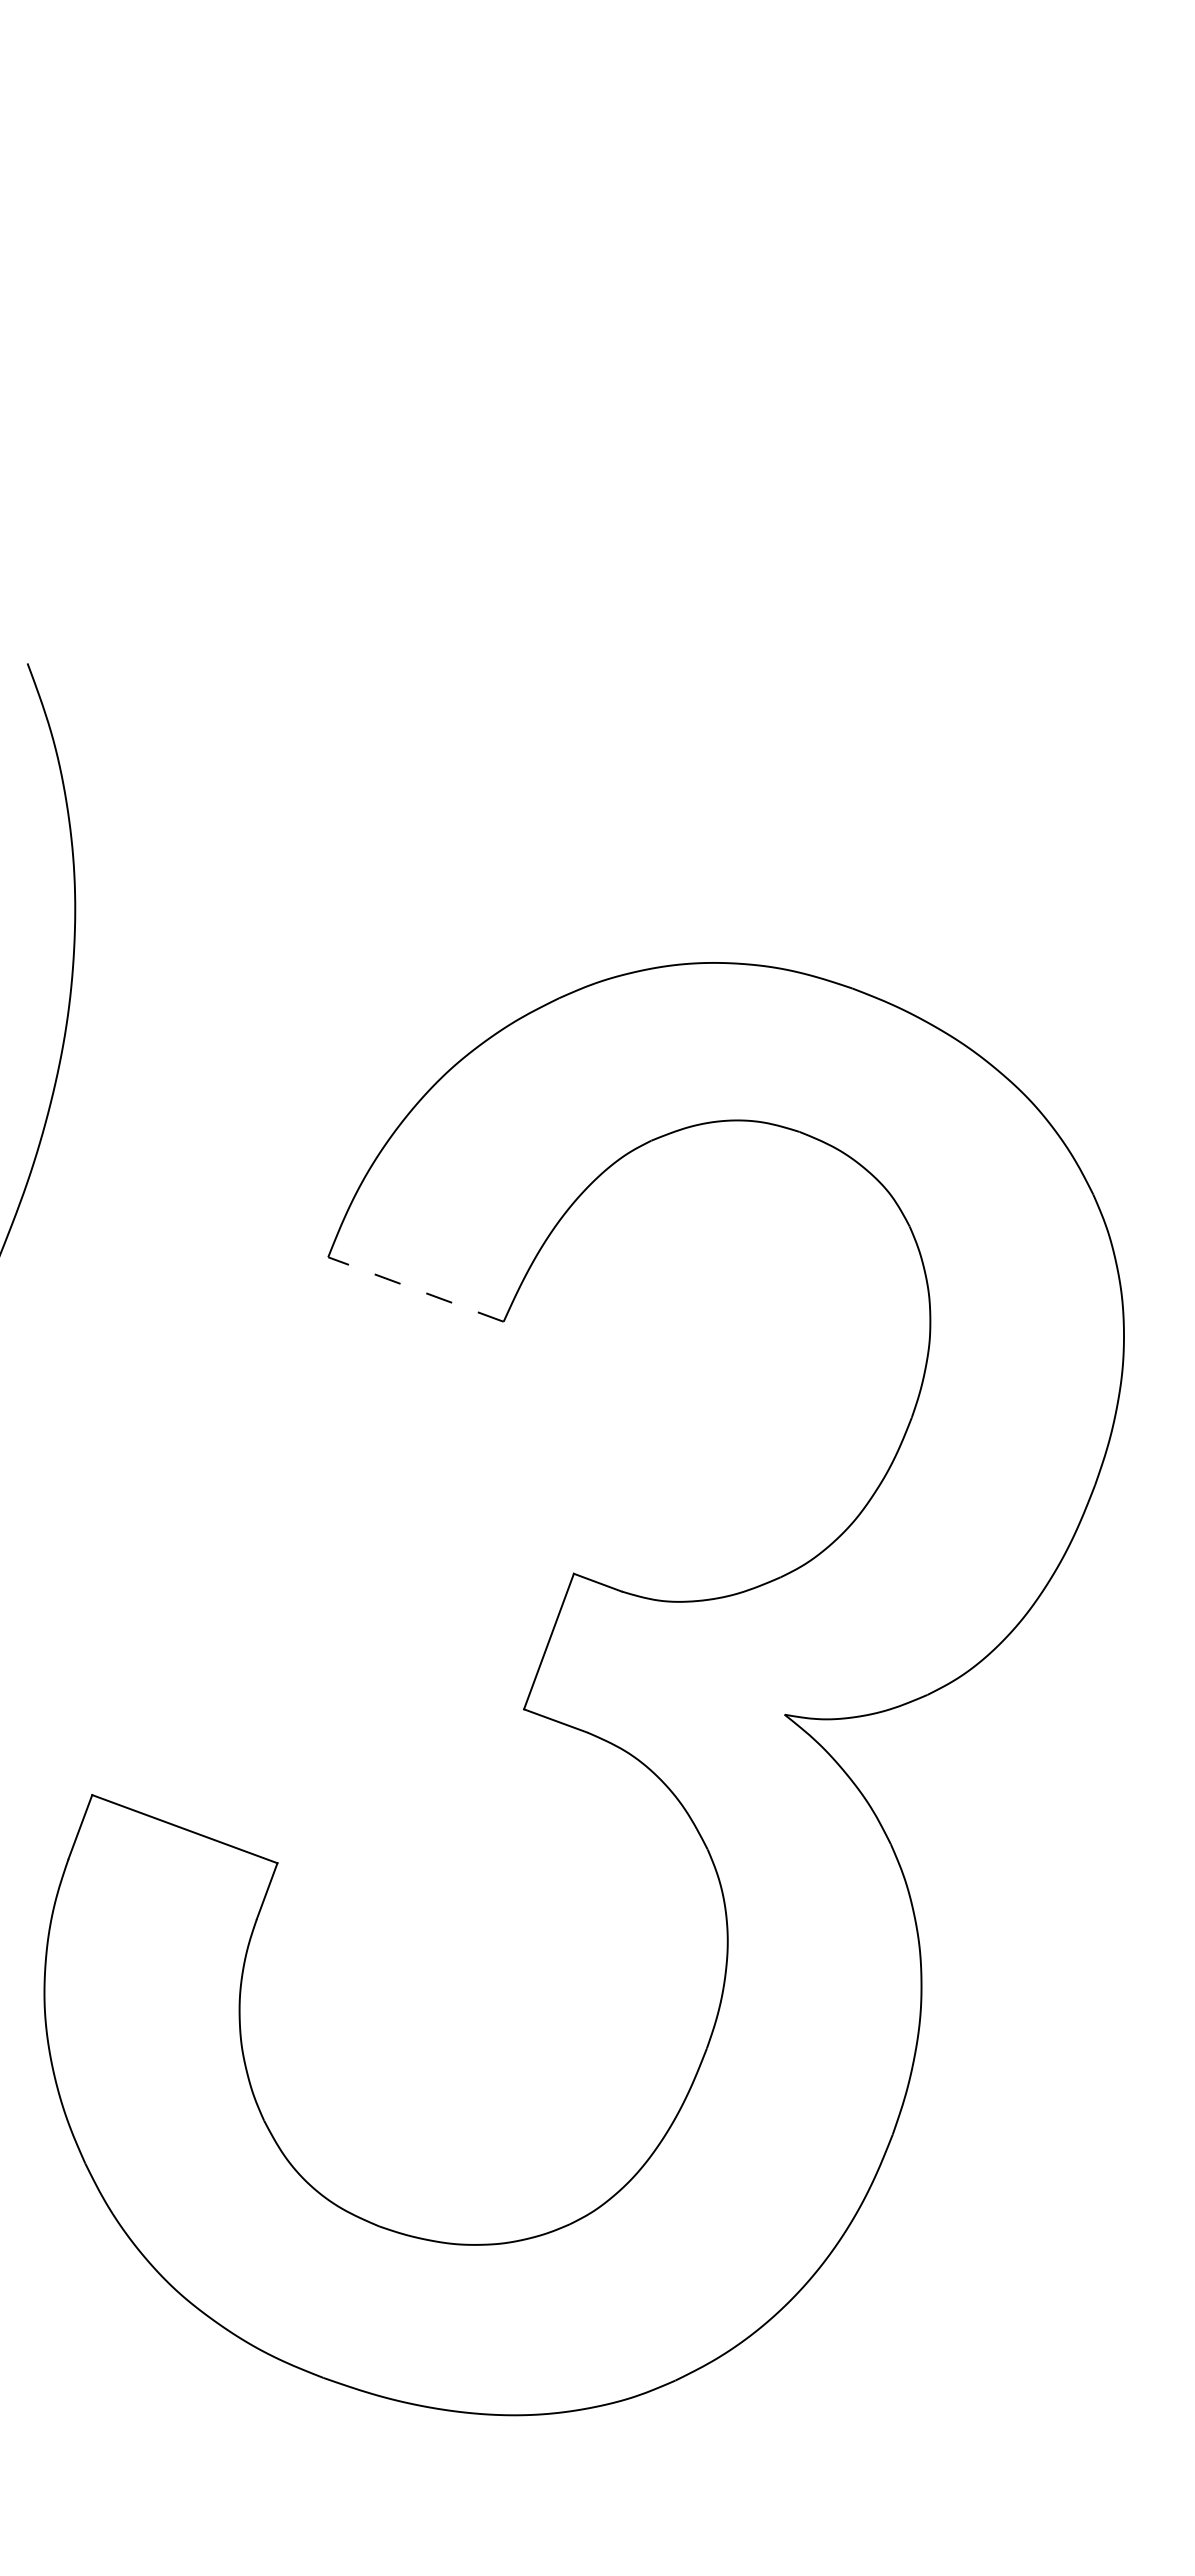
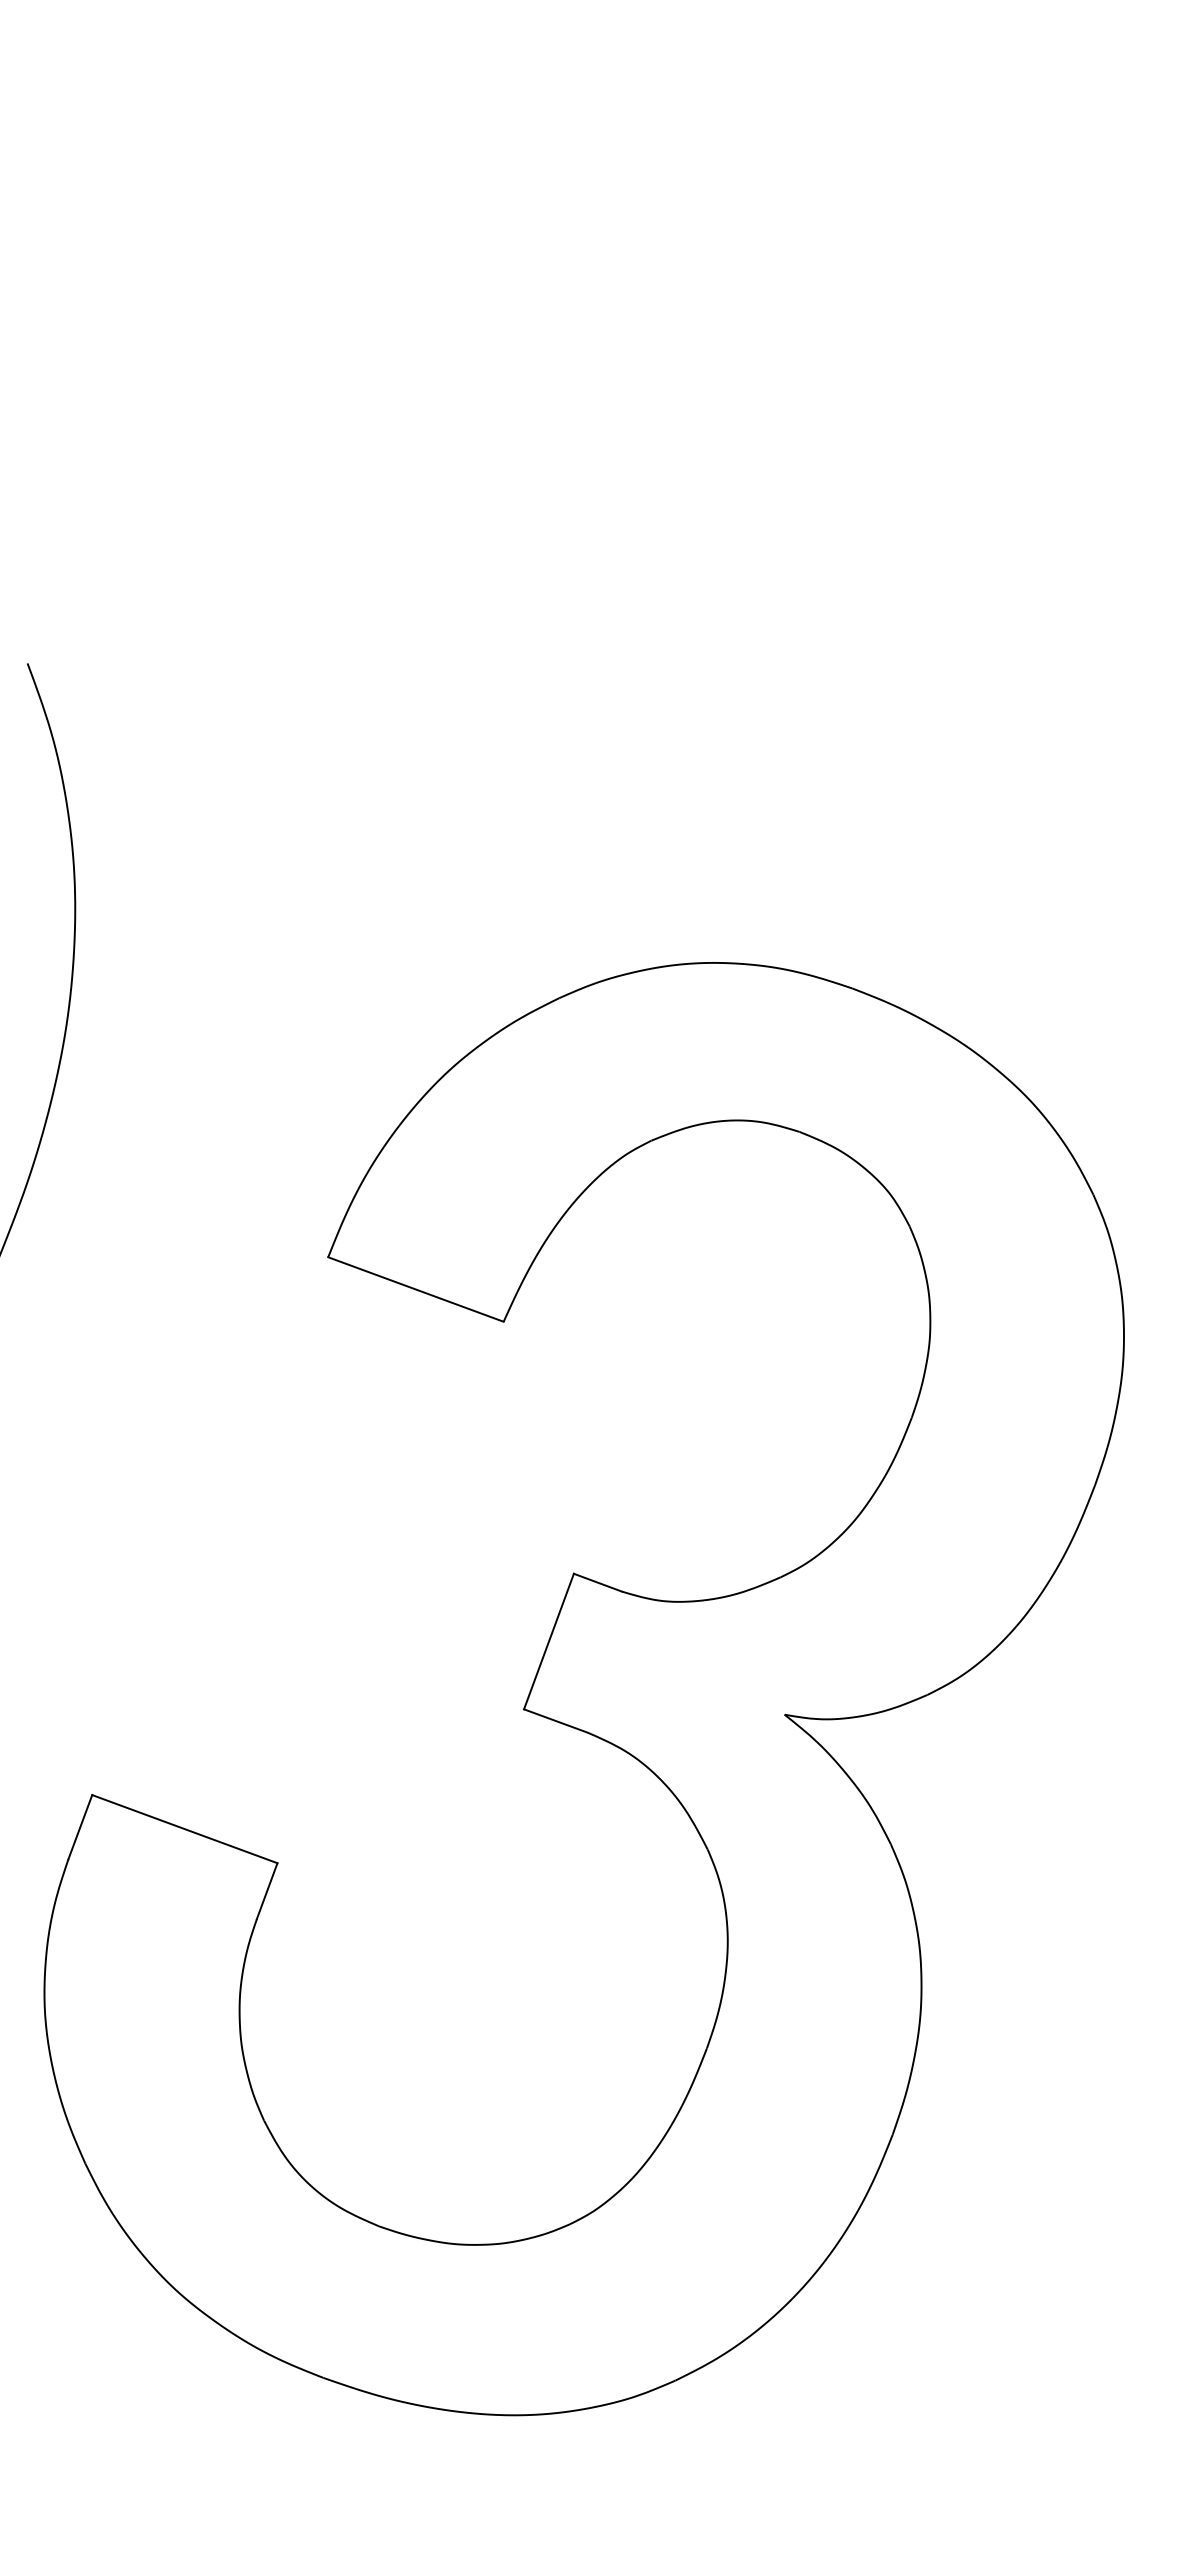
line: dashed -> solid (415, 1289)
